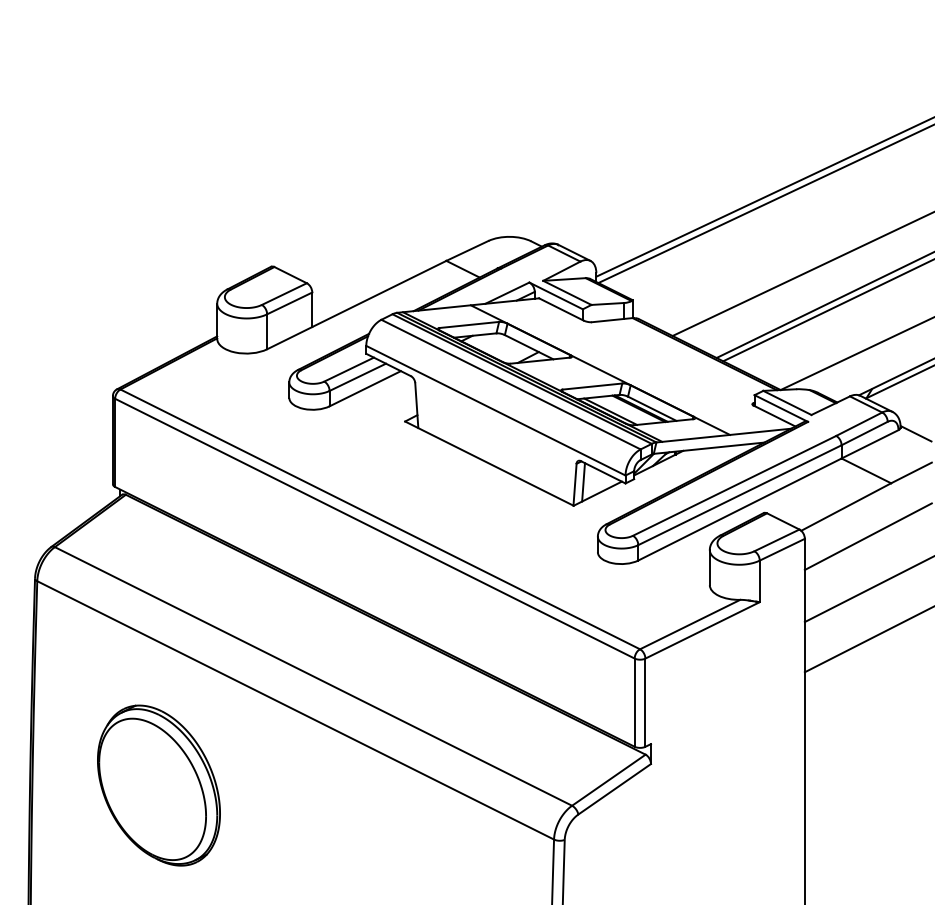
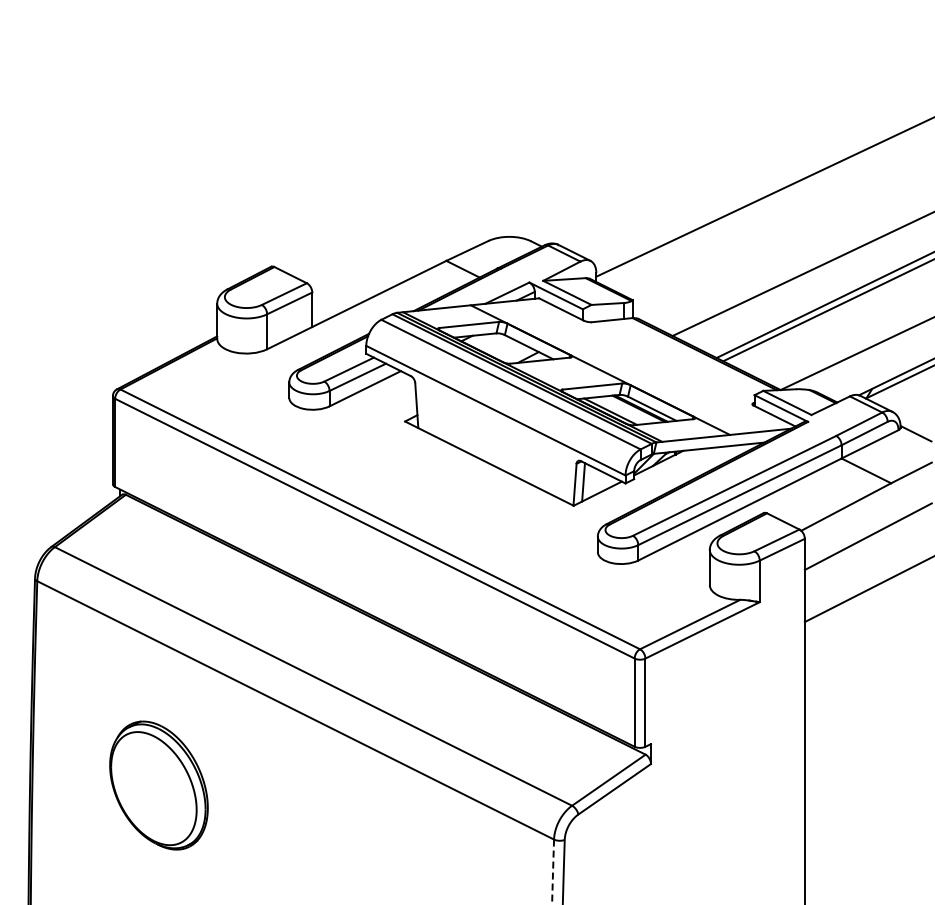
line: present -> none (764, 204)
line: present -> none (867, 639)
part size: 124x163 px -> 100x131 px (158, 785)
line: solid -> dashed (553, 872)
